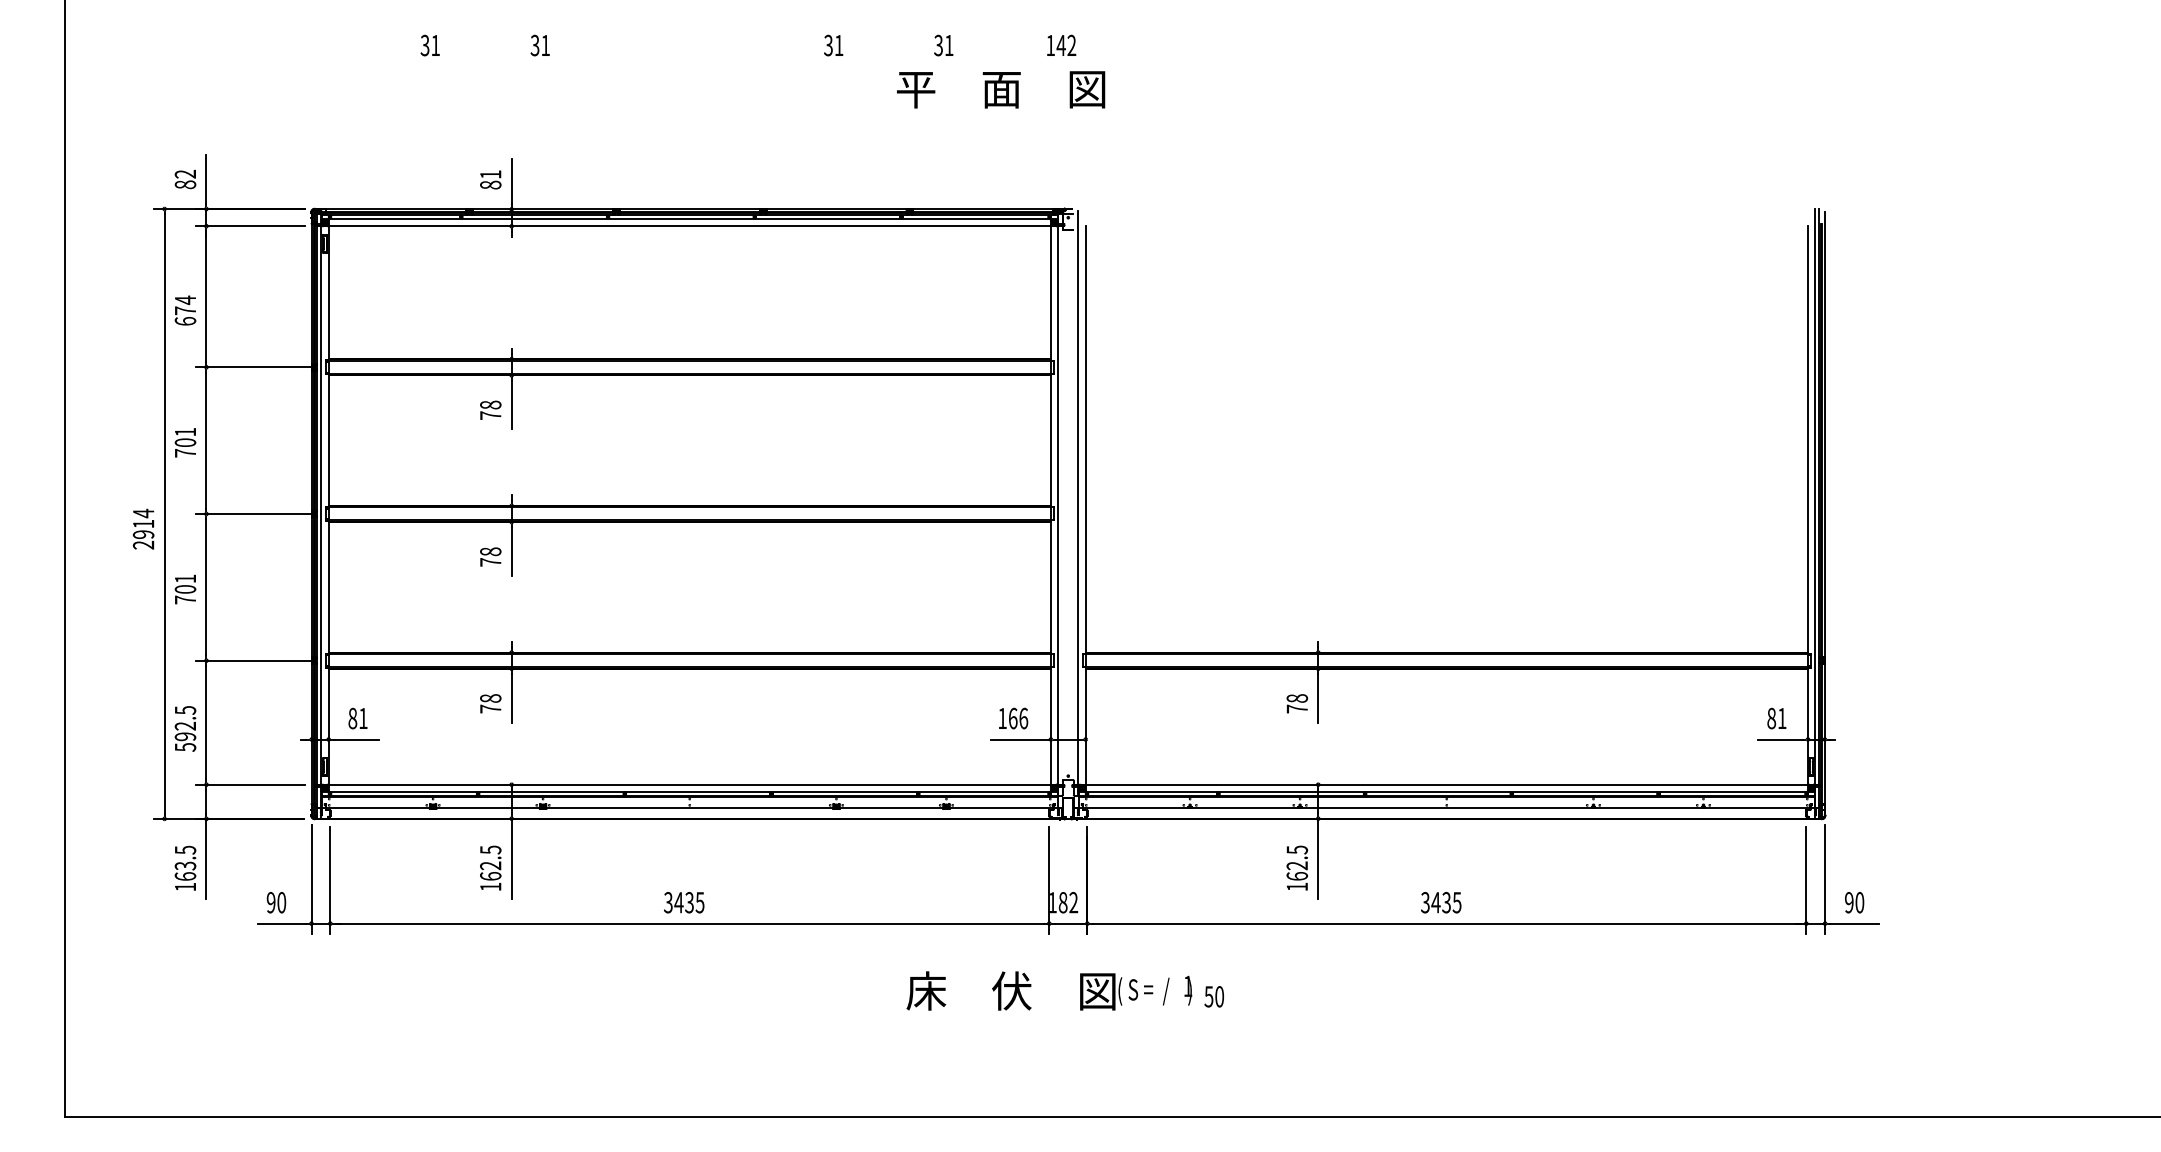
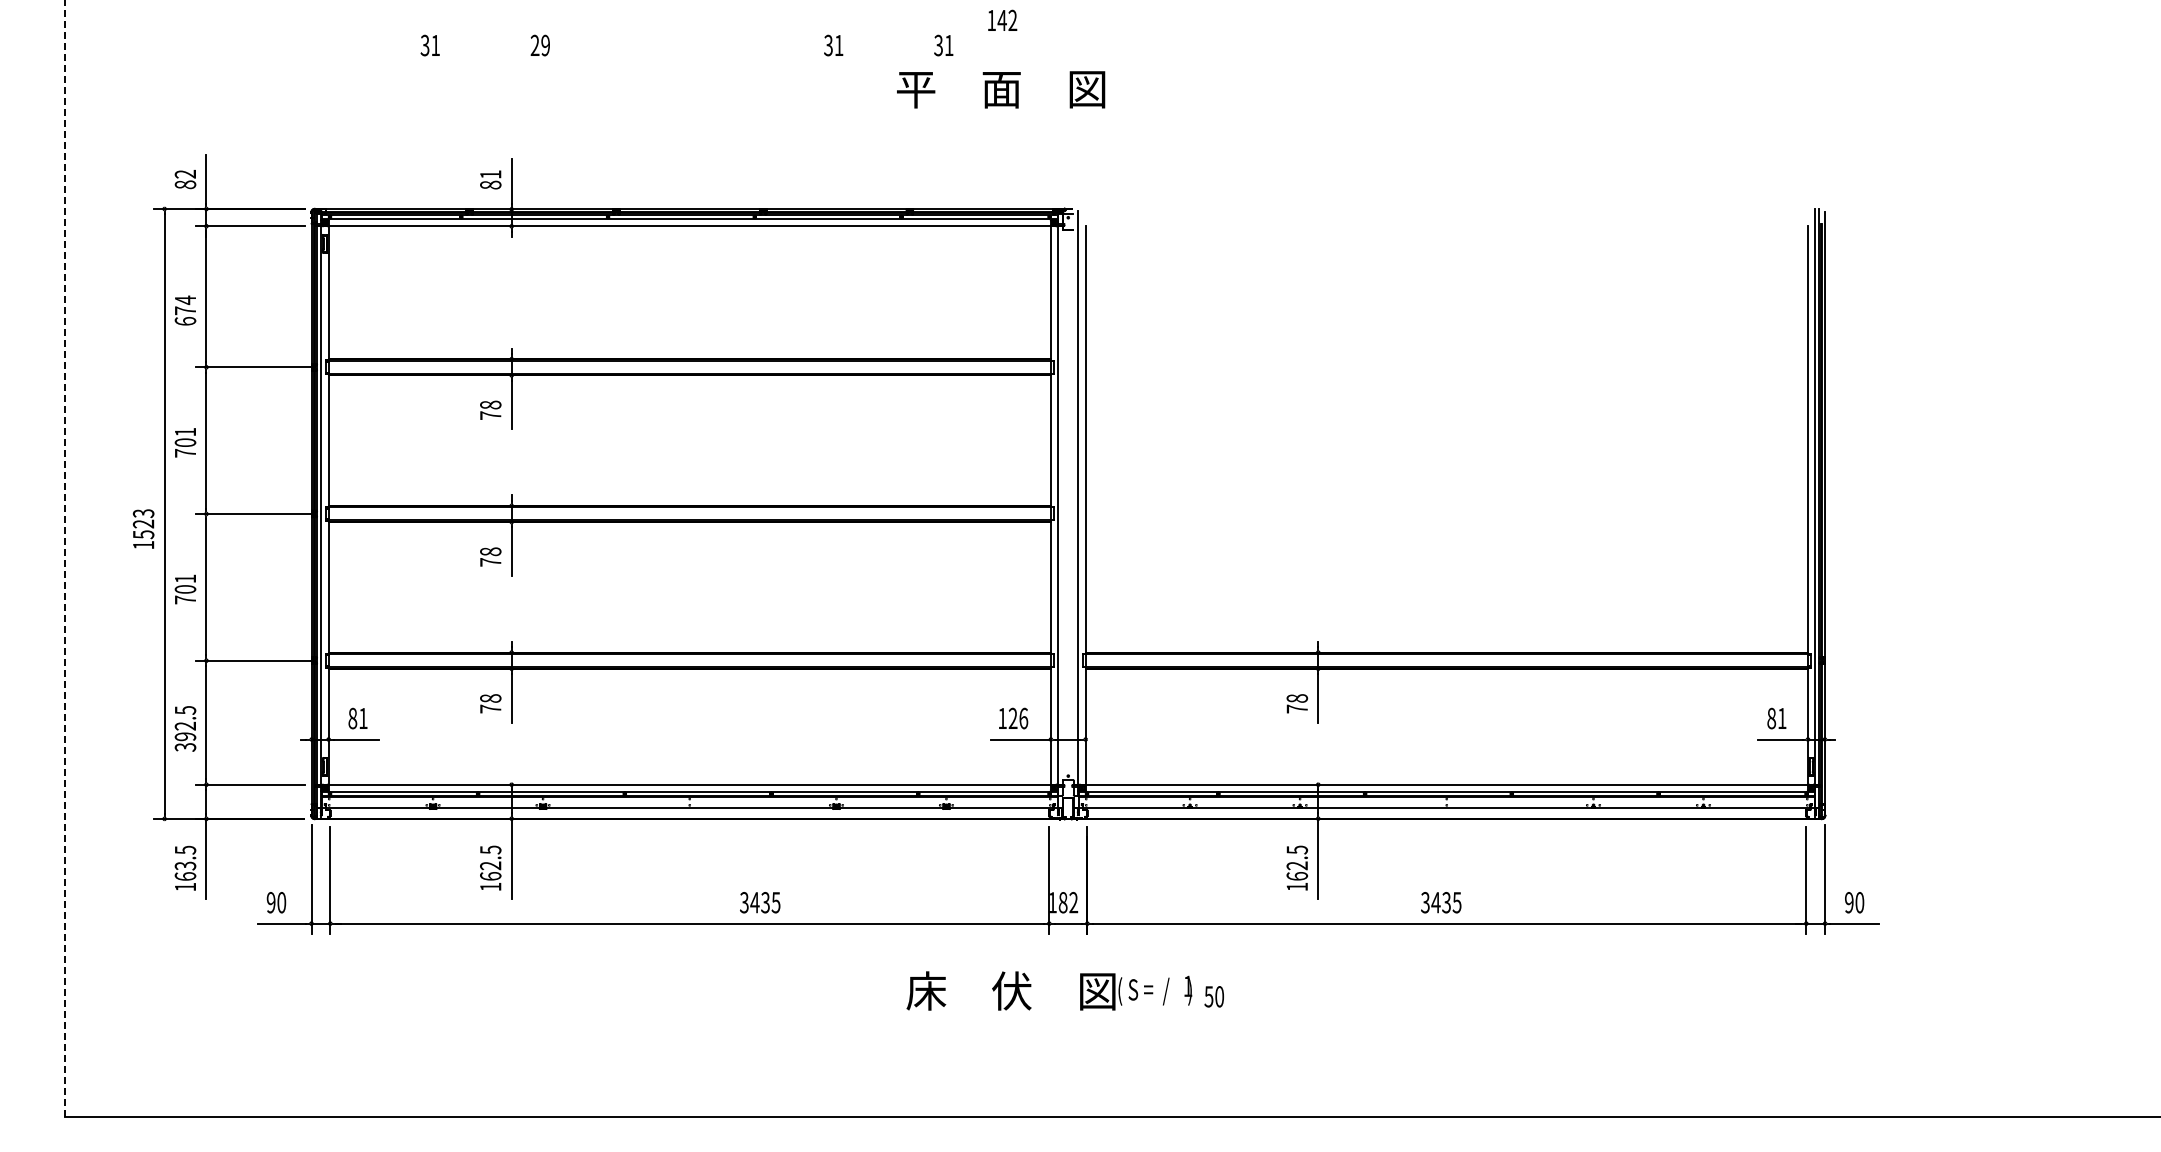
text position: (1061, 44) -> (1002, 19) (1002, 19)
text: 31 -> 29 (539, 45)
text: 2914 -> 1523 (143, 528)
line: solid -> dashed (64, 558)
text: 166 -> 126 (1012, 718)
text: 592.5 -> 392.5 (184, 747)
text position: (684, 902) -> (760, 902) (760, 902)
